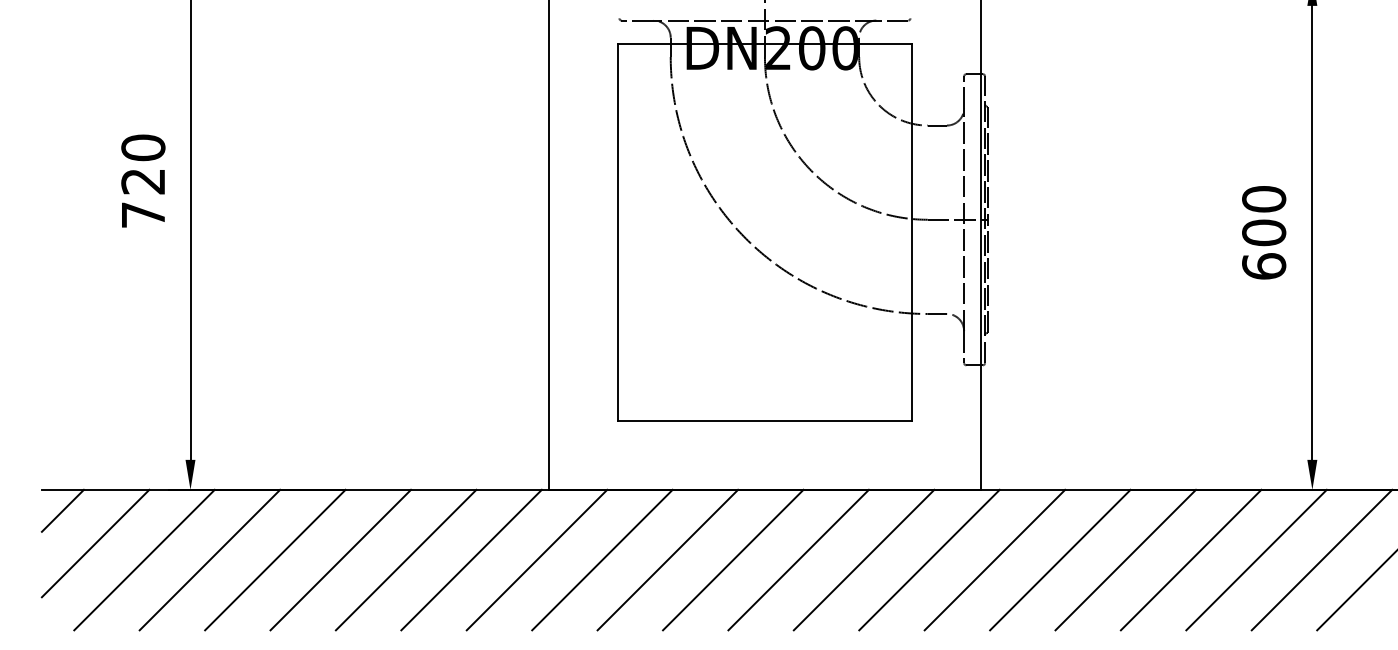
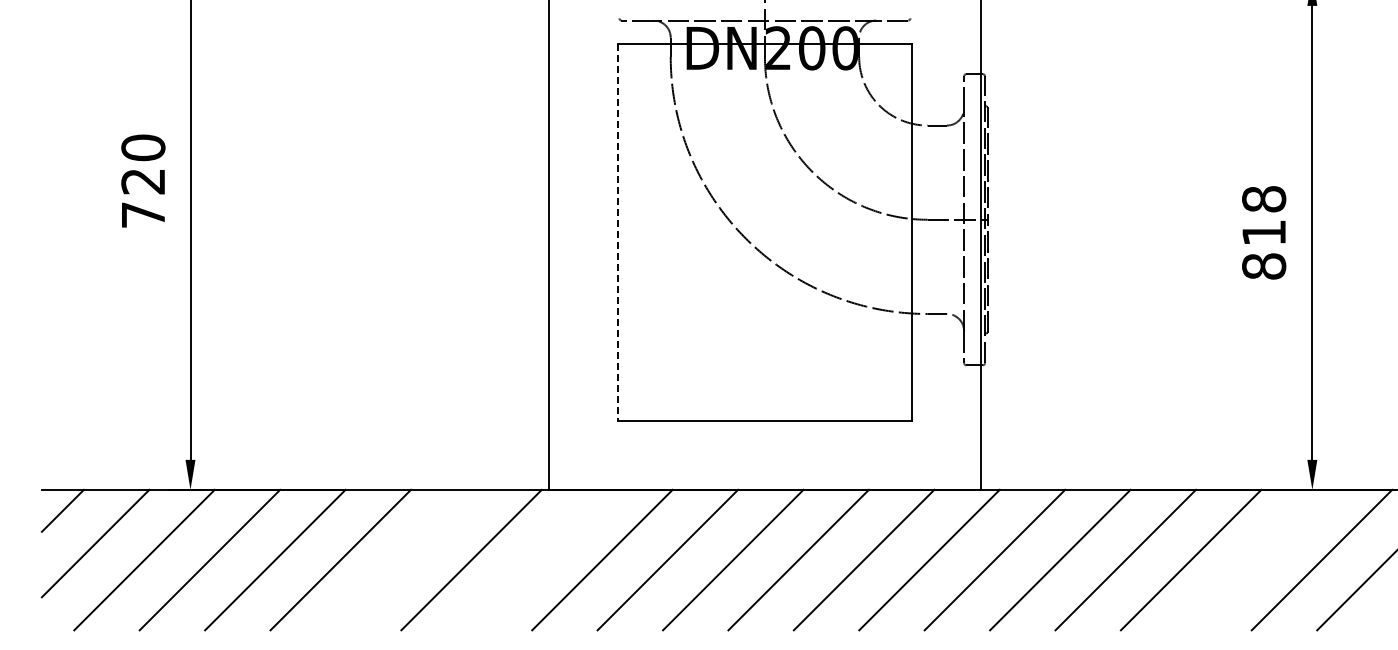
text: 600 -> 818 (1264, 232)
line: solid -> dashed (617, 233)
line: present -> none (405, 559)
line: present -> none (536, 559)
line: present -> none (1256, 559)
